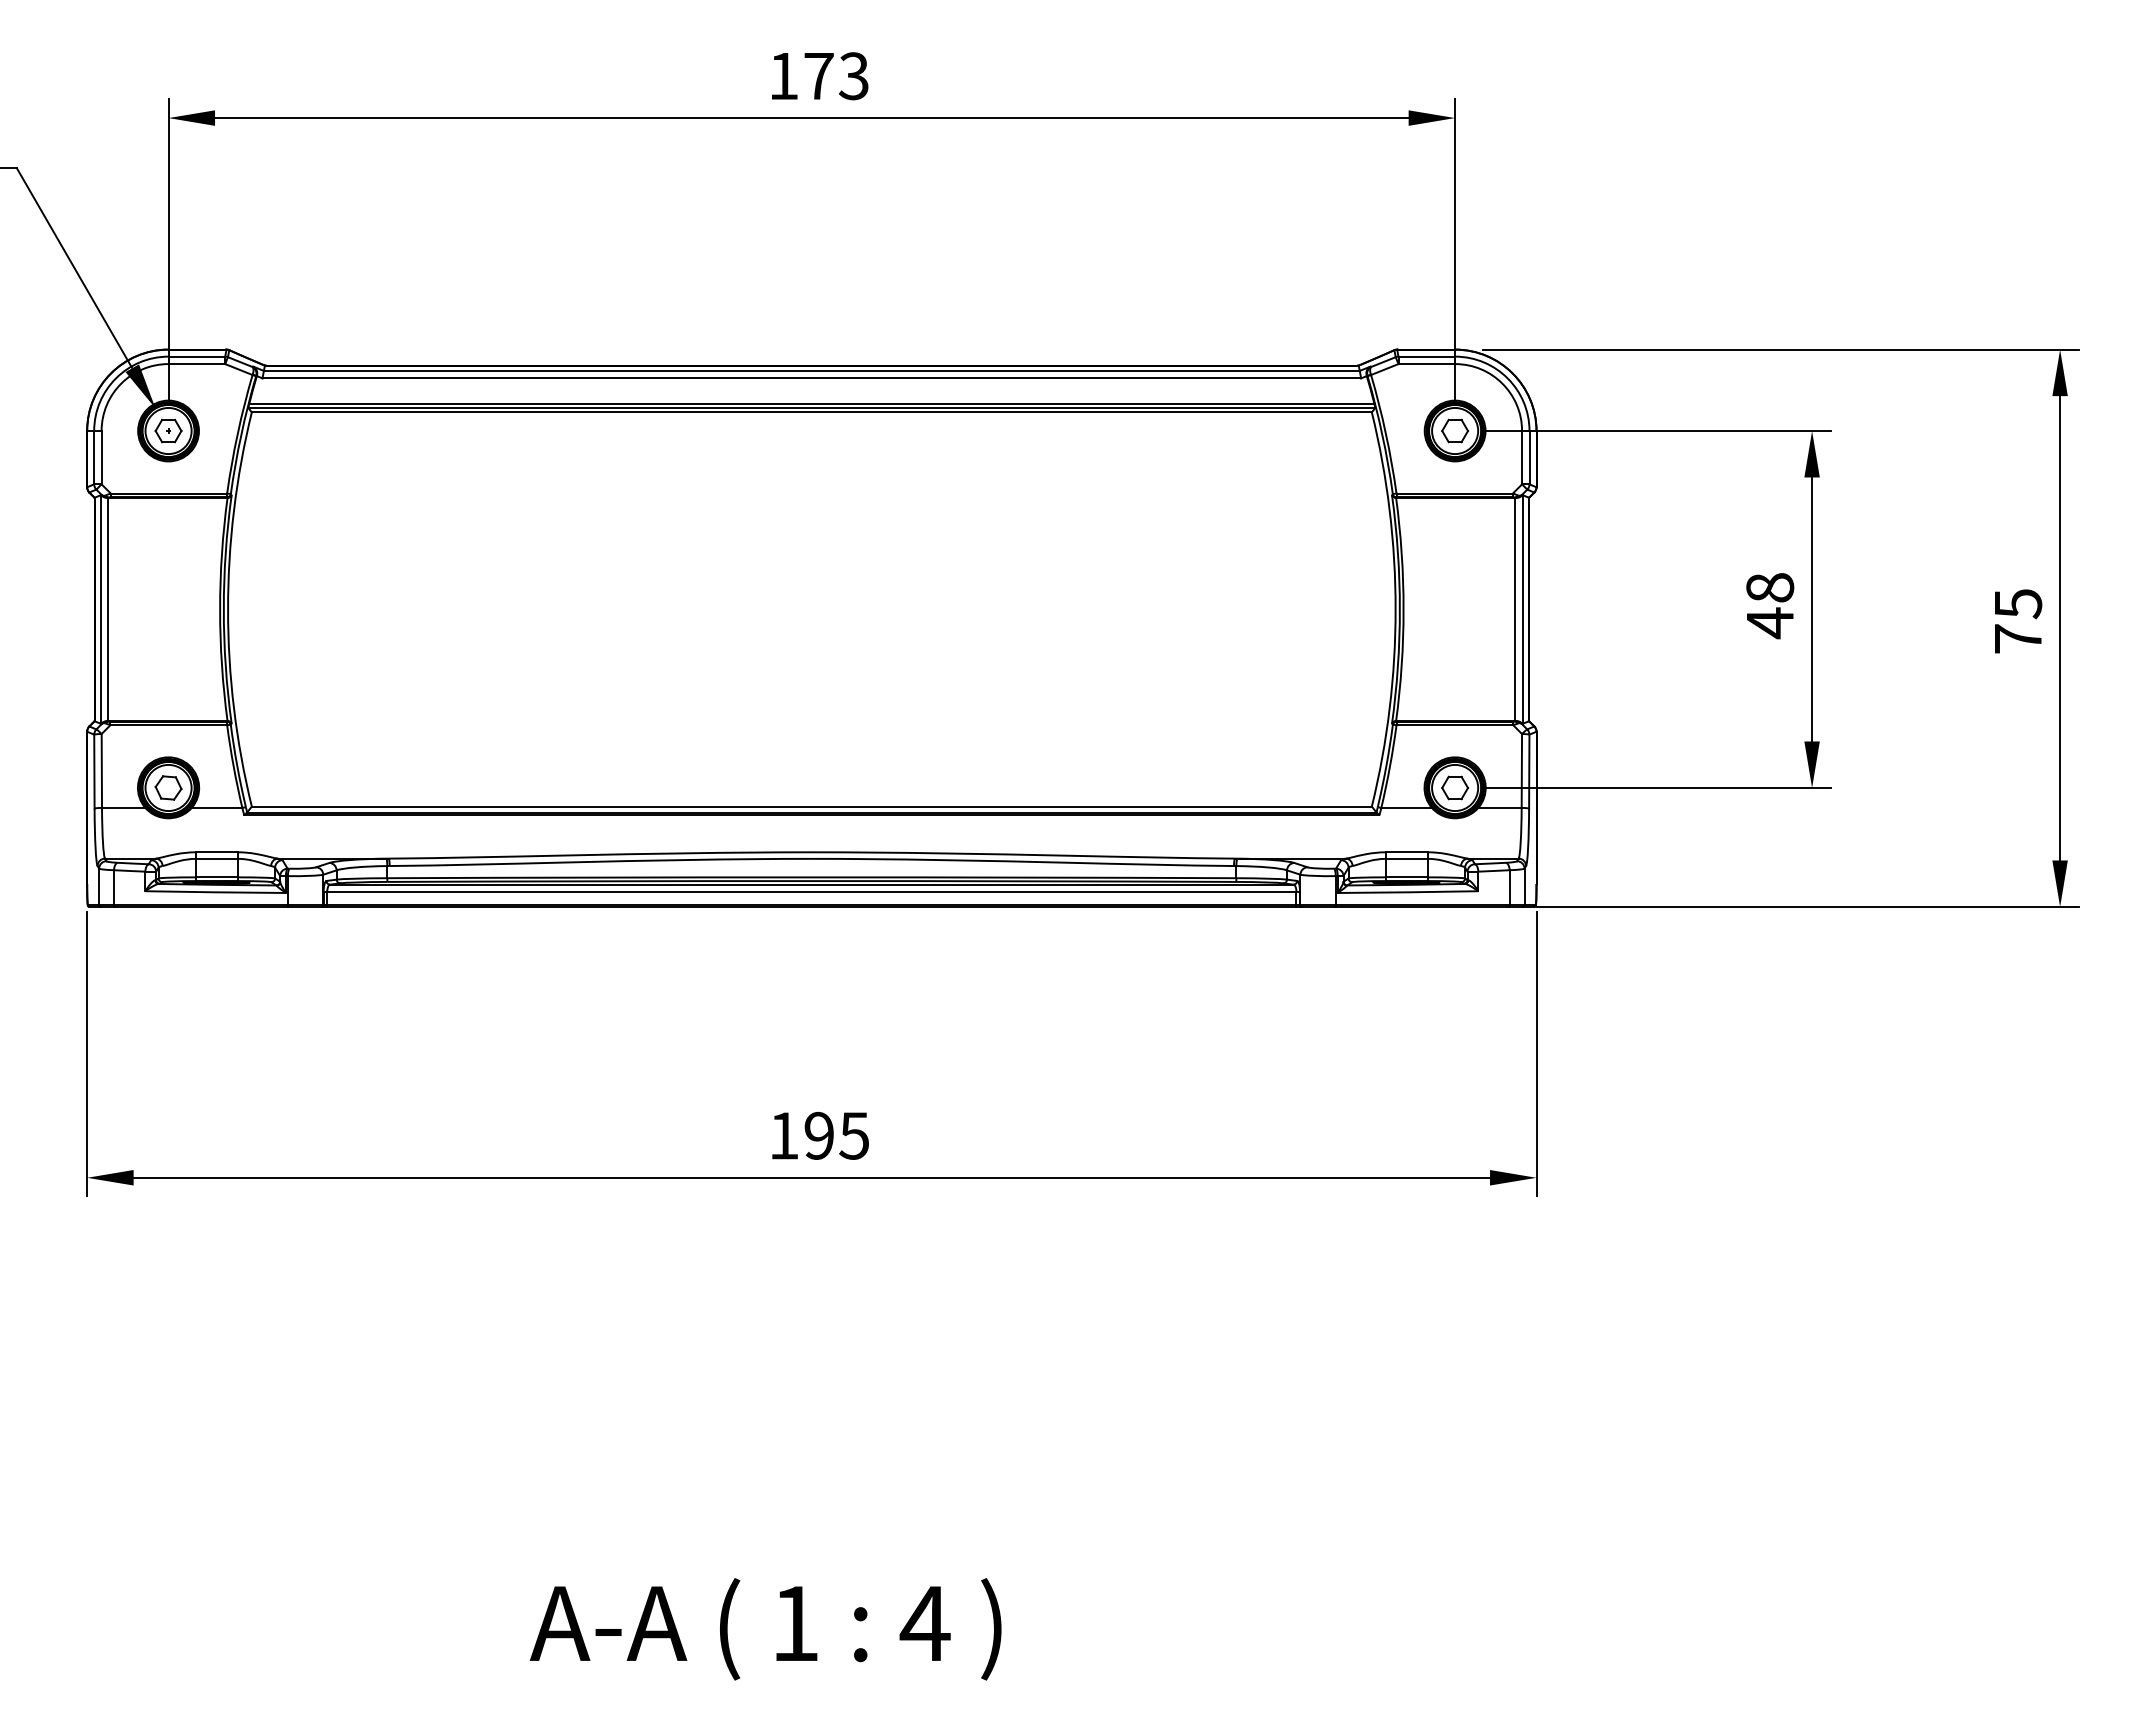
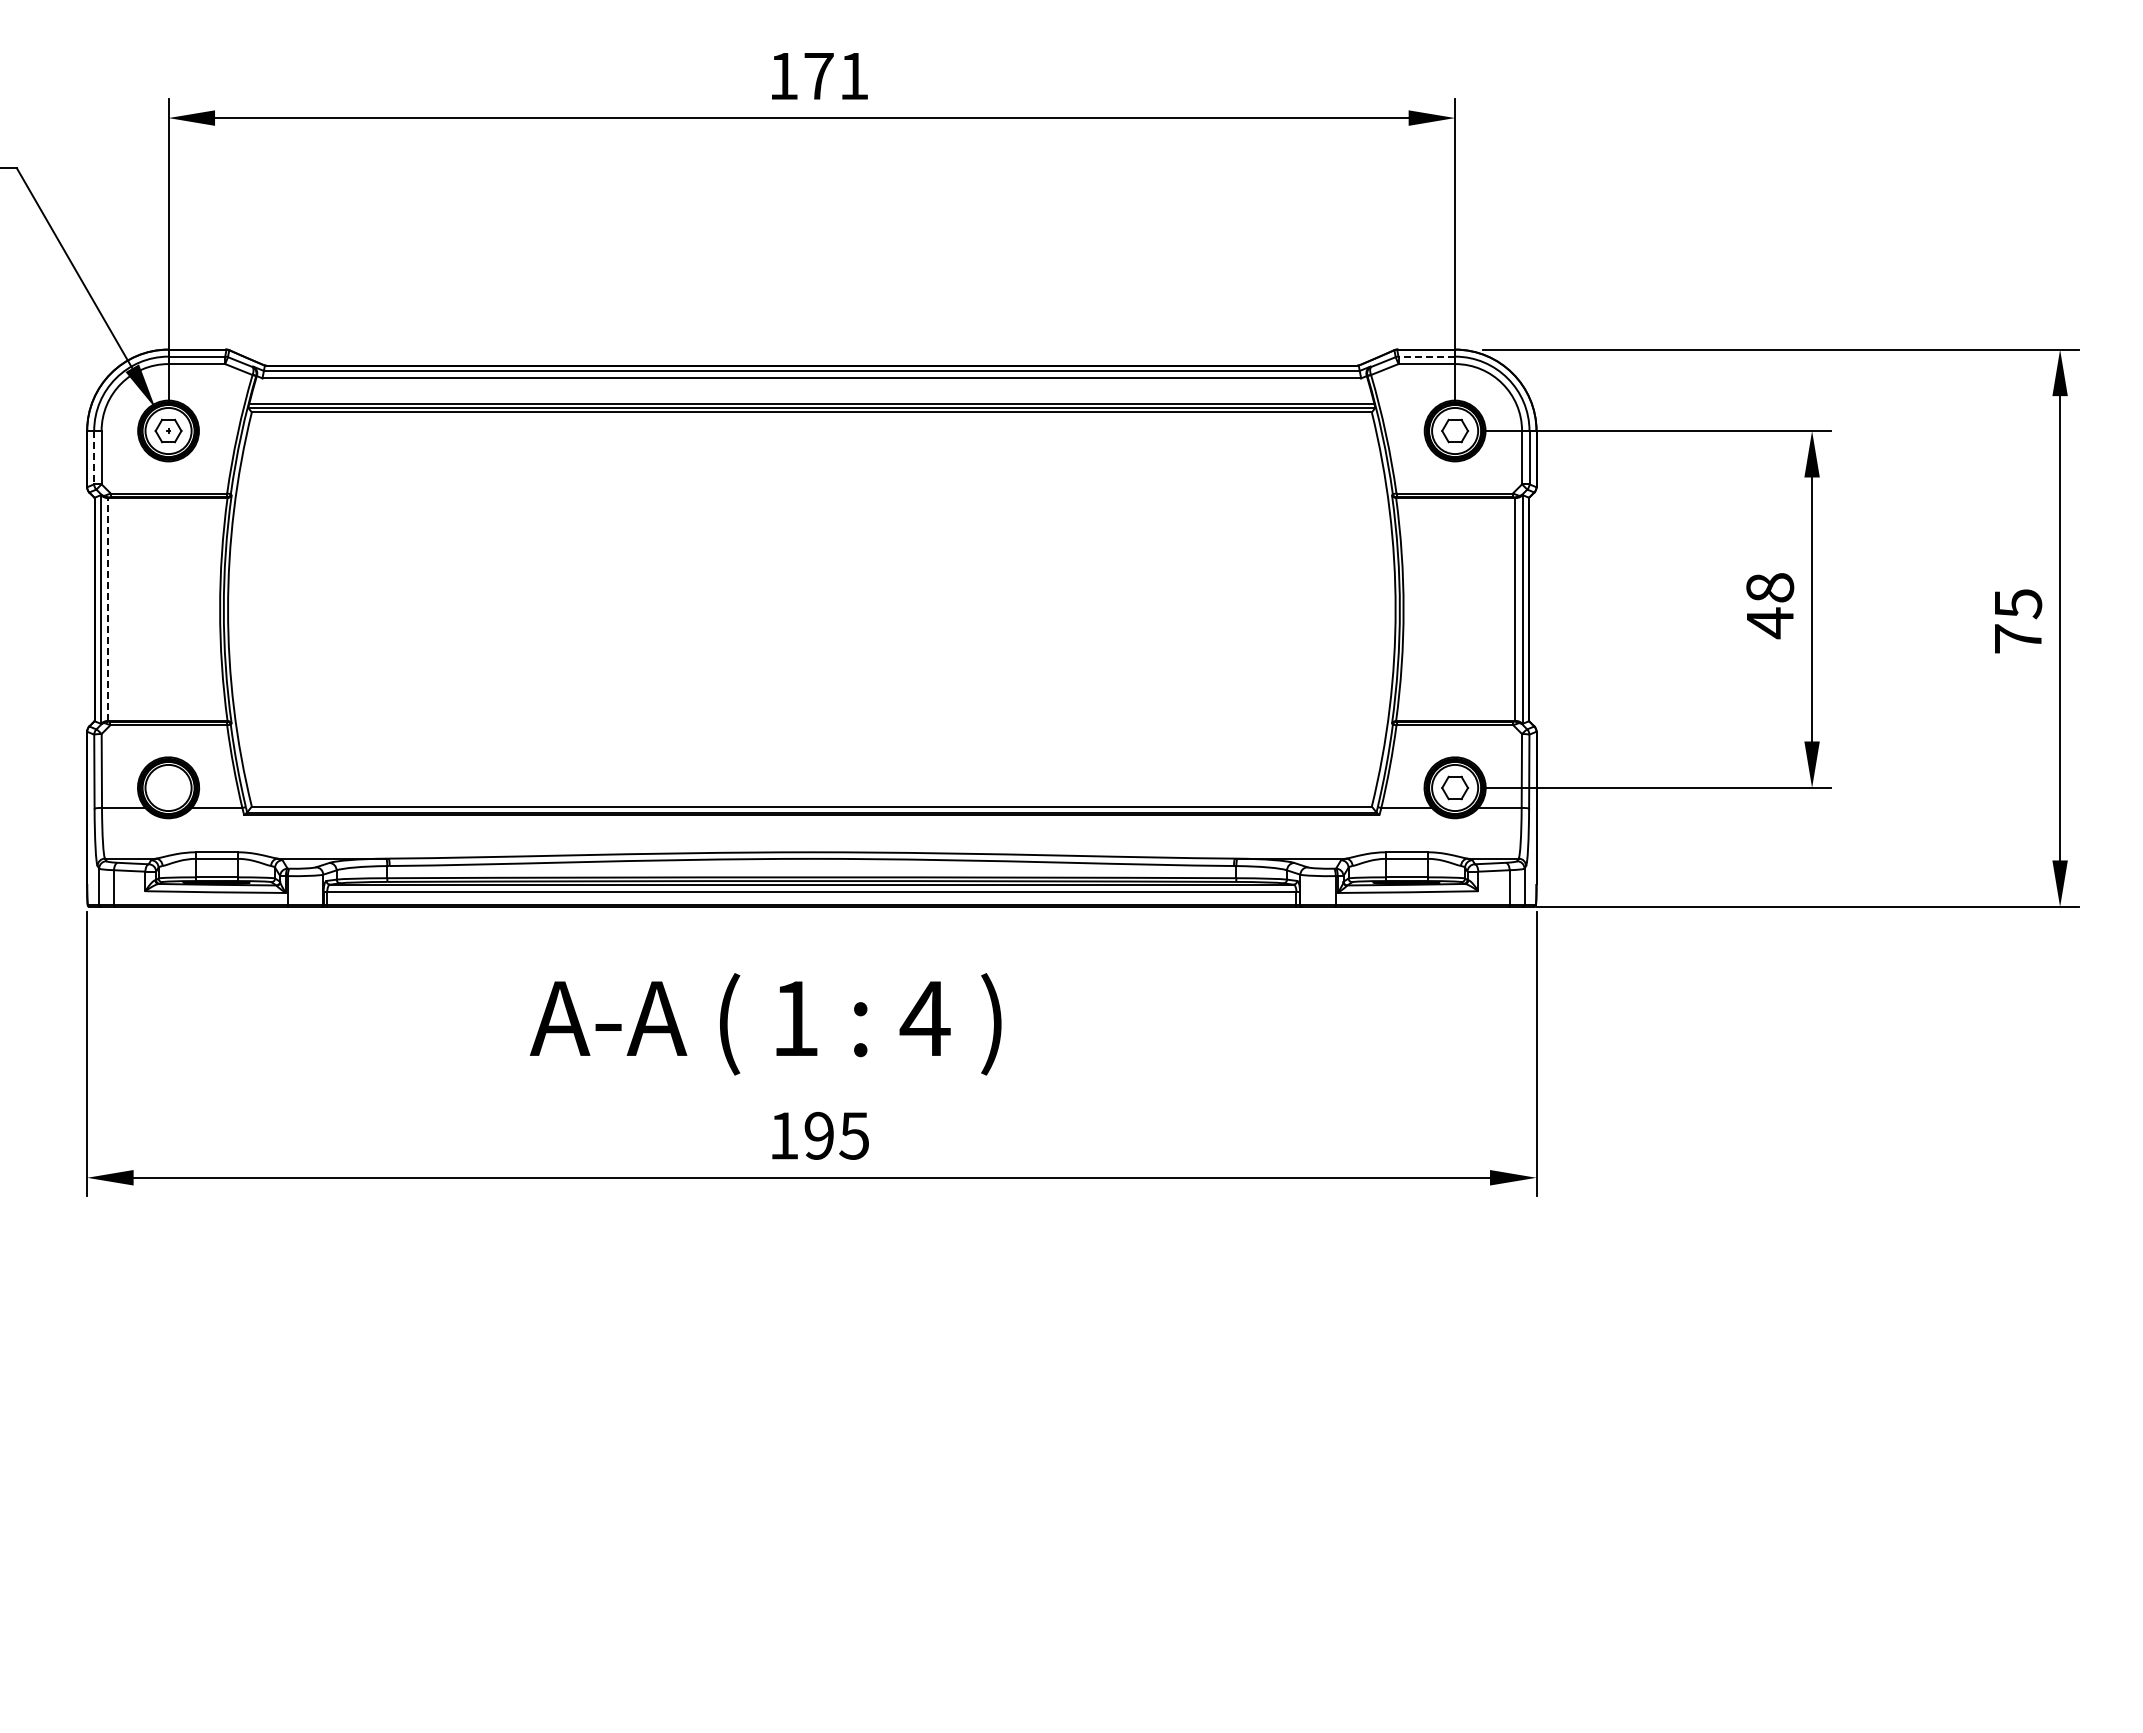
text: 173 -> 171 (853, 76)
line: solid -> dashed (1426, 356)
line: solid -> dashed (94, 457)
line: solid -> dashed (108, 609)
part: present -> none (168, 787)
text position: (765, 1629) -> (765, 1024) (765, 1024)
